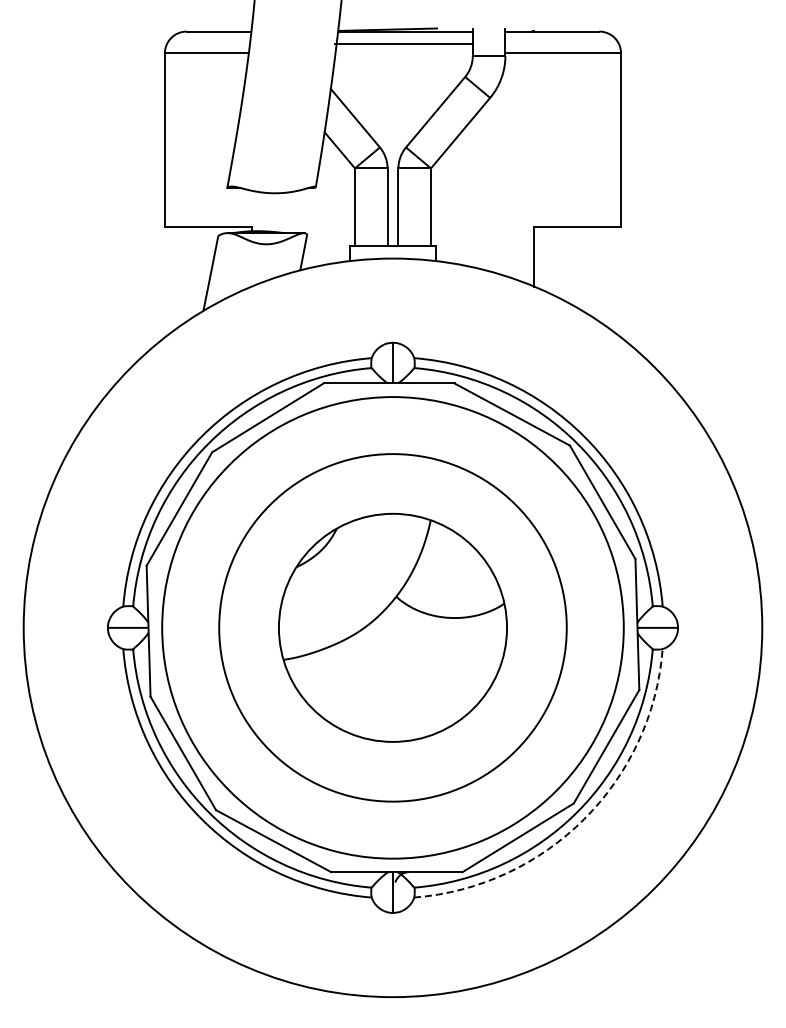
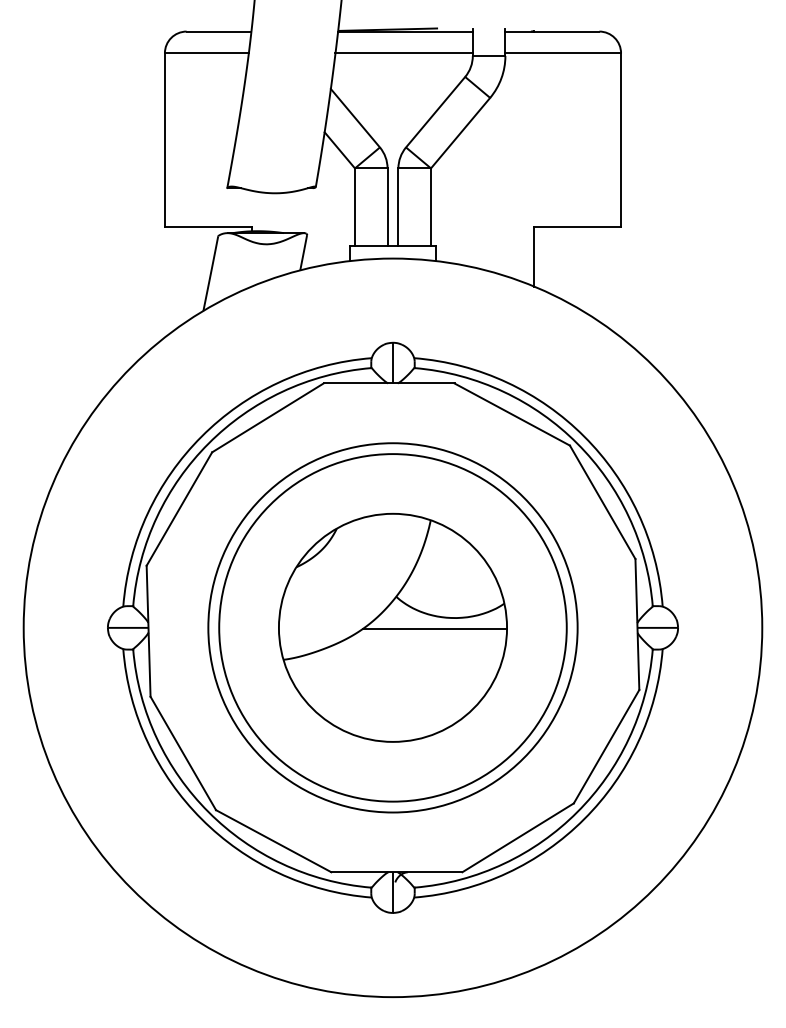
line position: (403, 44) -> (403, 53) (403, 53)
circle diameter: 462 px -> 369 px (392, 627)
line: none -> present (434, 628)
arc: dashed -> solid (584, 819)
